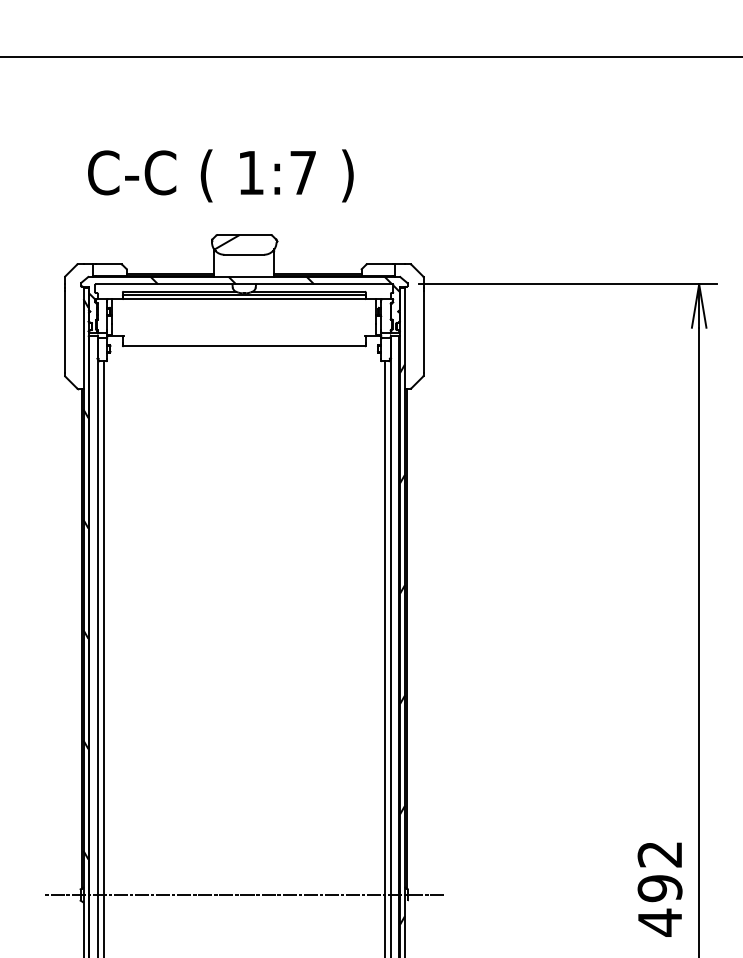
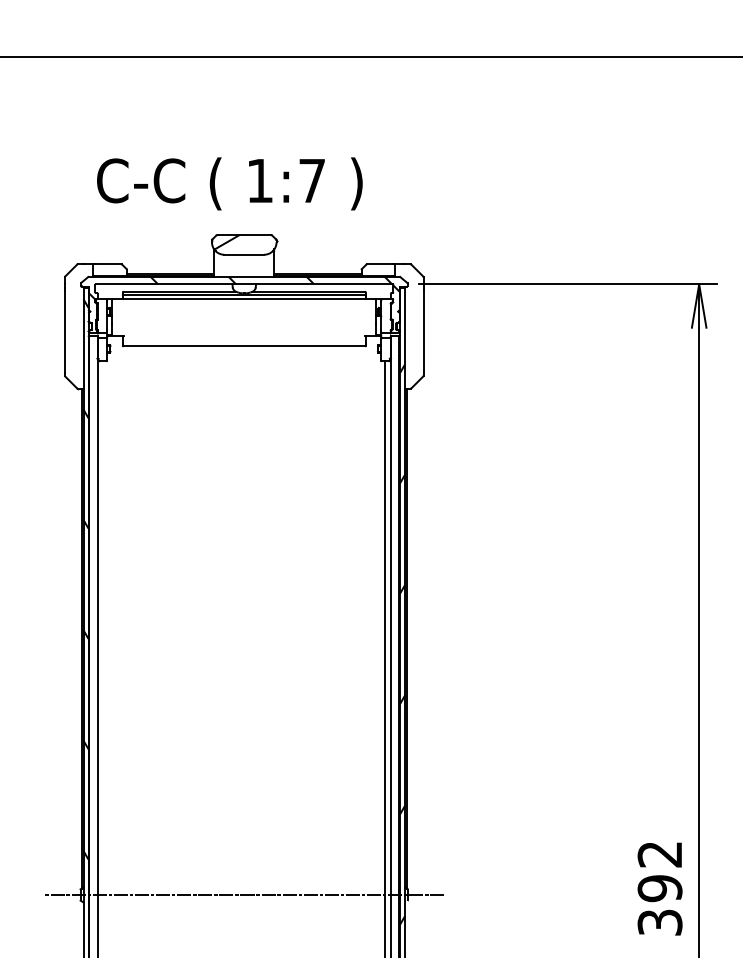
text position: (220, 175) -> (229, 183) (229, 183)
line: present -> none (103, 657)
text: 492 -> 392 (659, 922)
